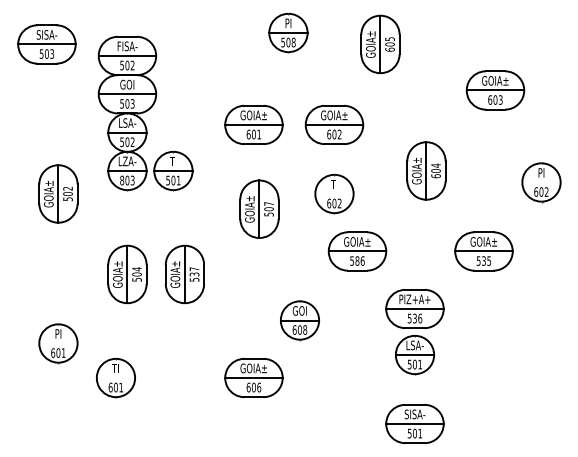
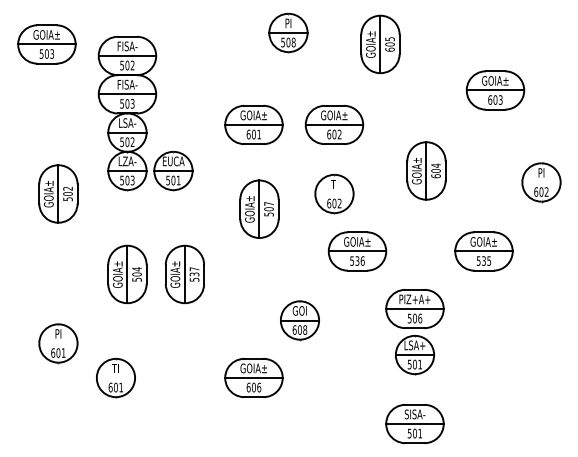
text: SISA- -> GOIA± (46, 34)
text: GOI -> FISA- (127, 84)
text: TI -> EUCA (173, 161)
text: 803 -> 503 (122, 180)
text: 586 -> 536 (357, 260)
text: 536 -> 506 (414, 318)
text: LSA- -> LSA+ (414, 345)
